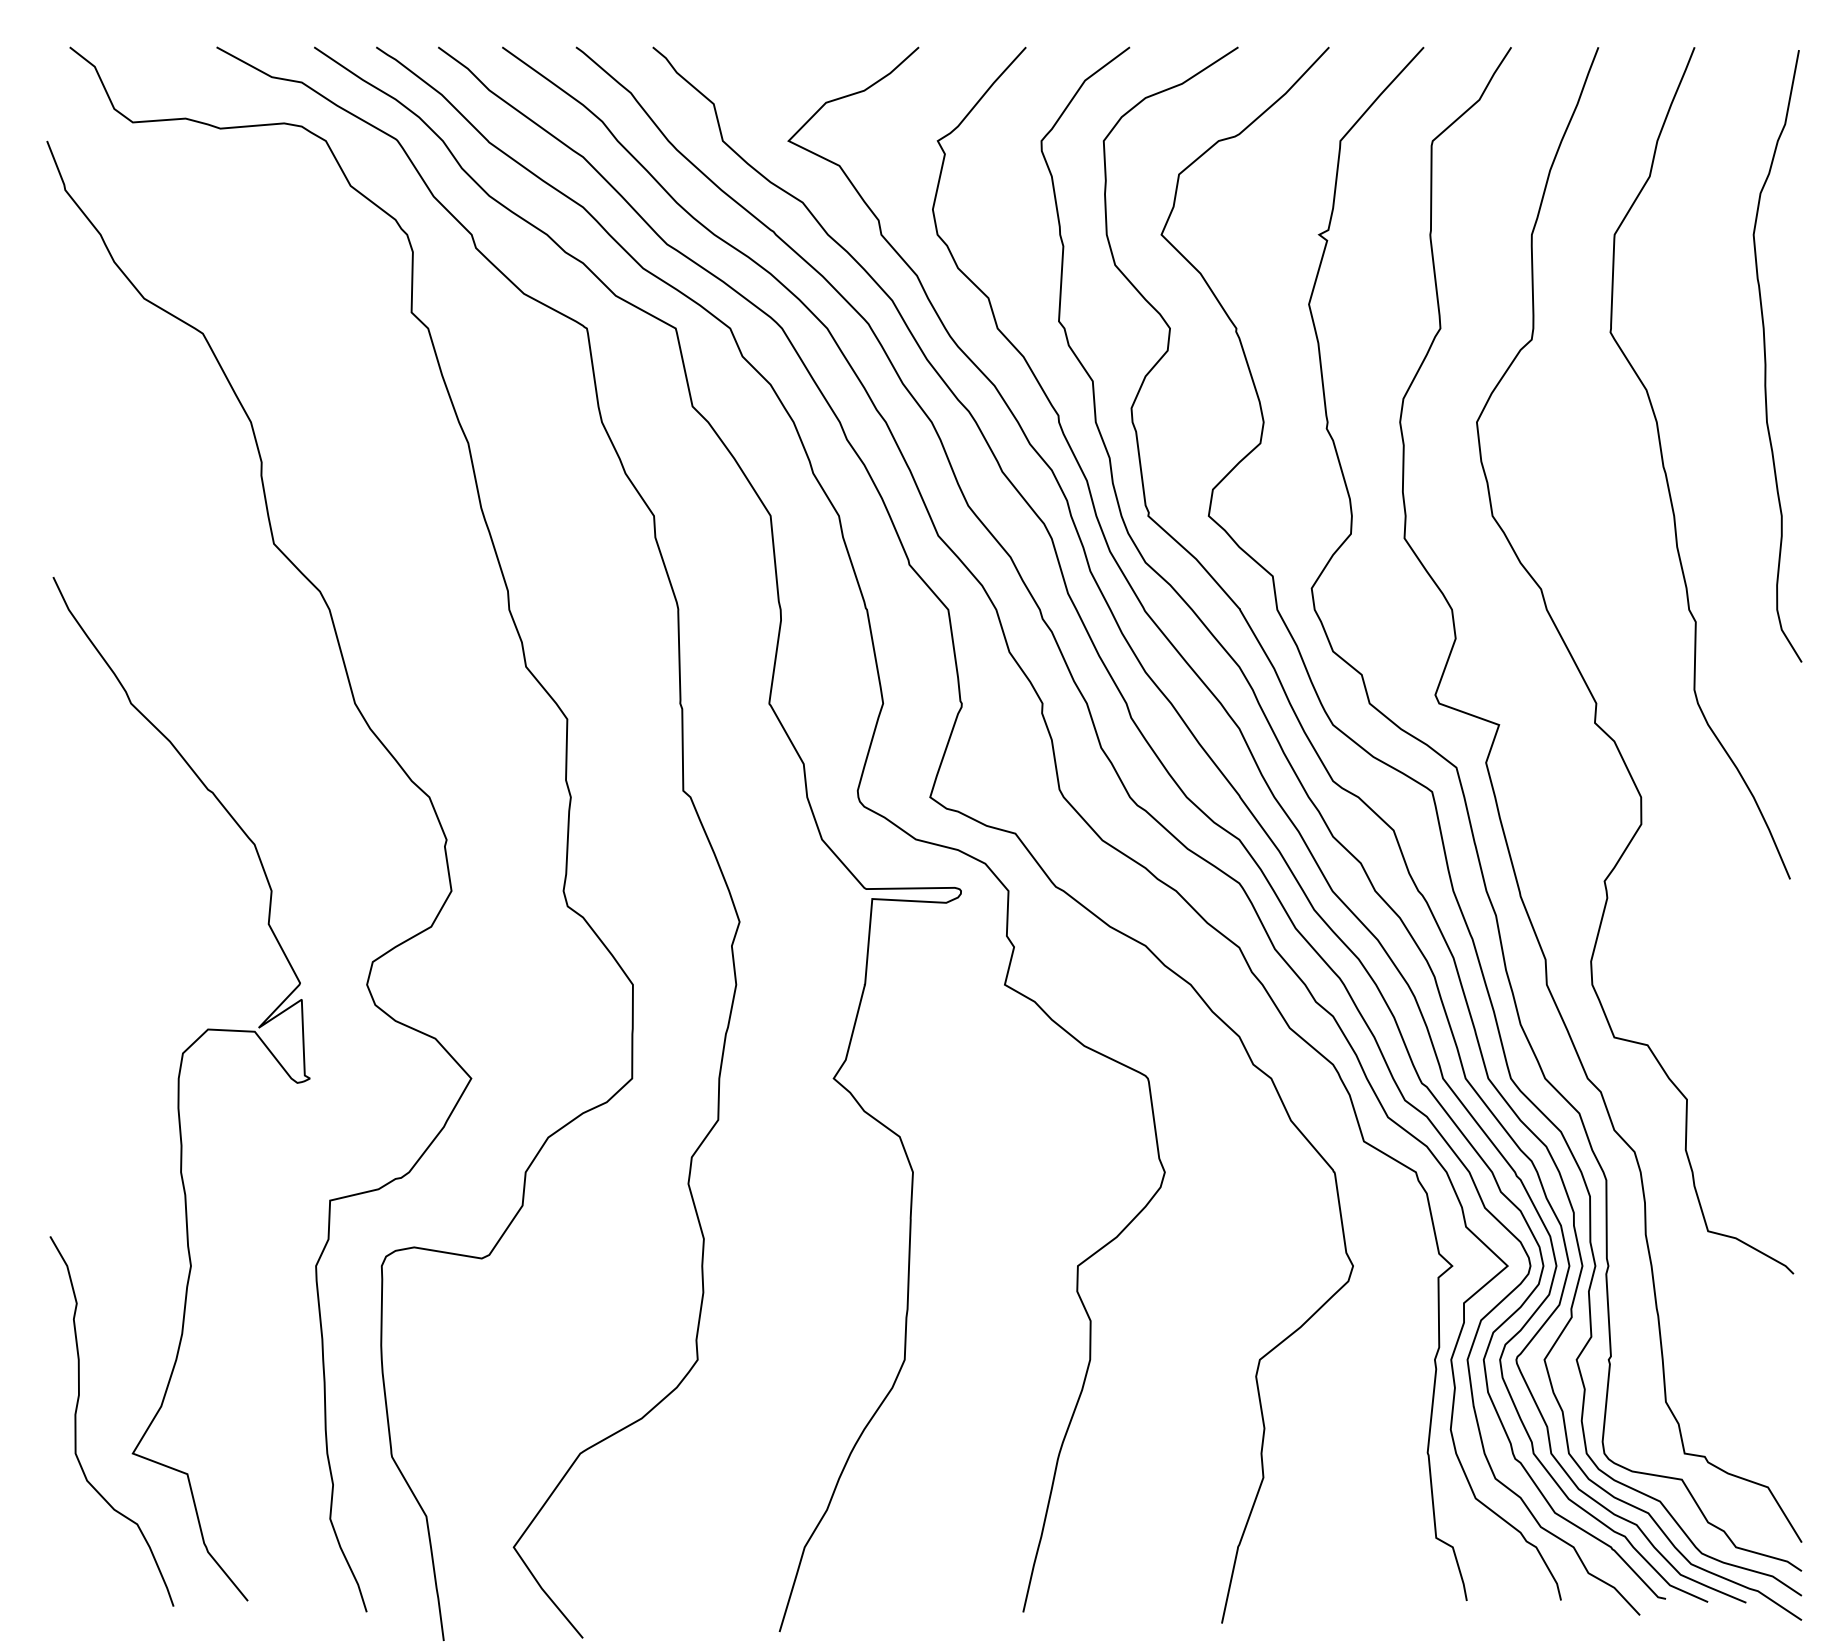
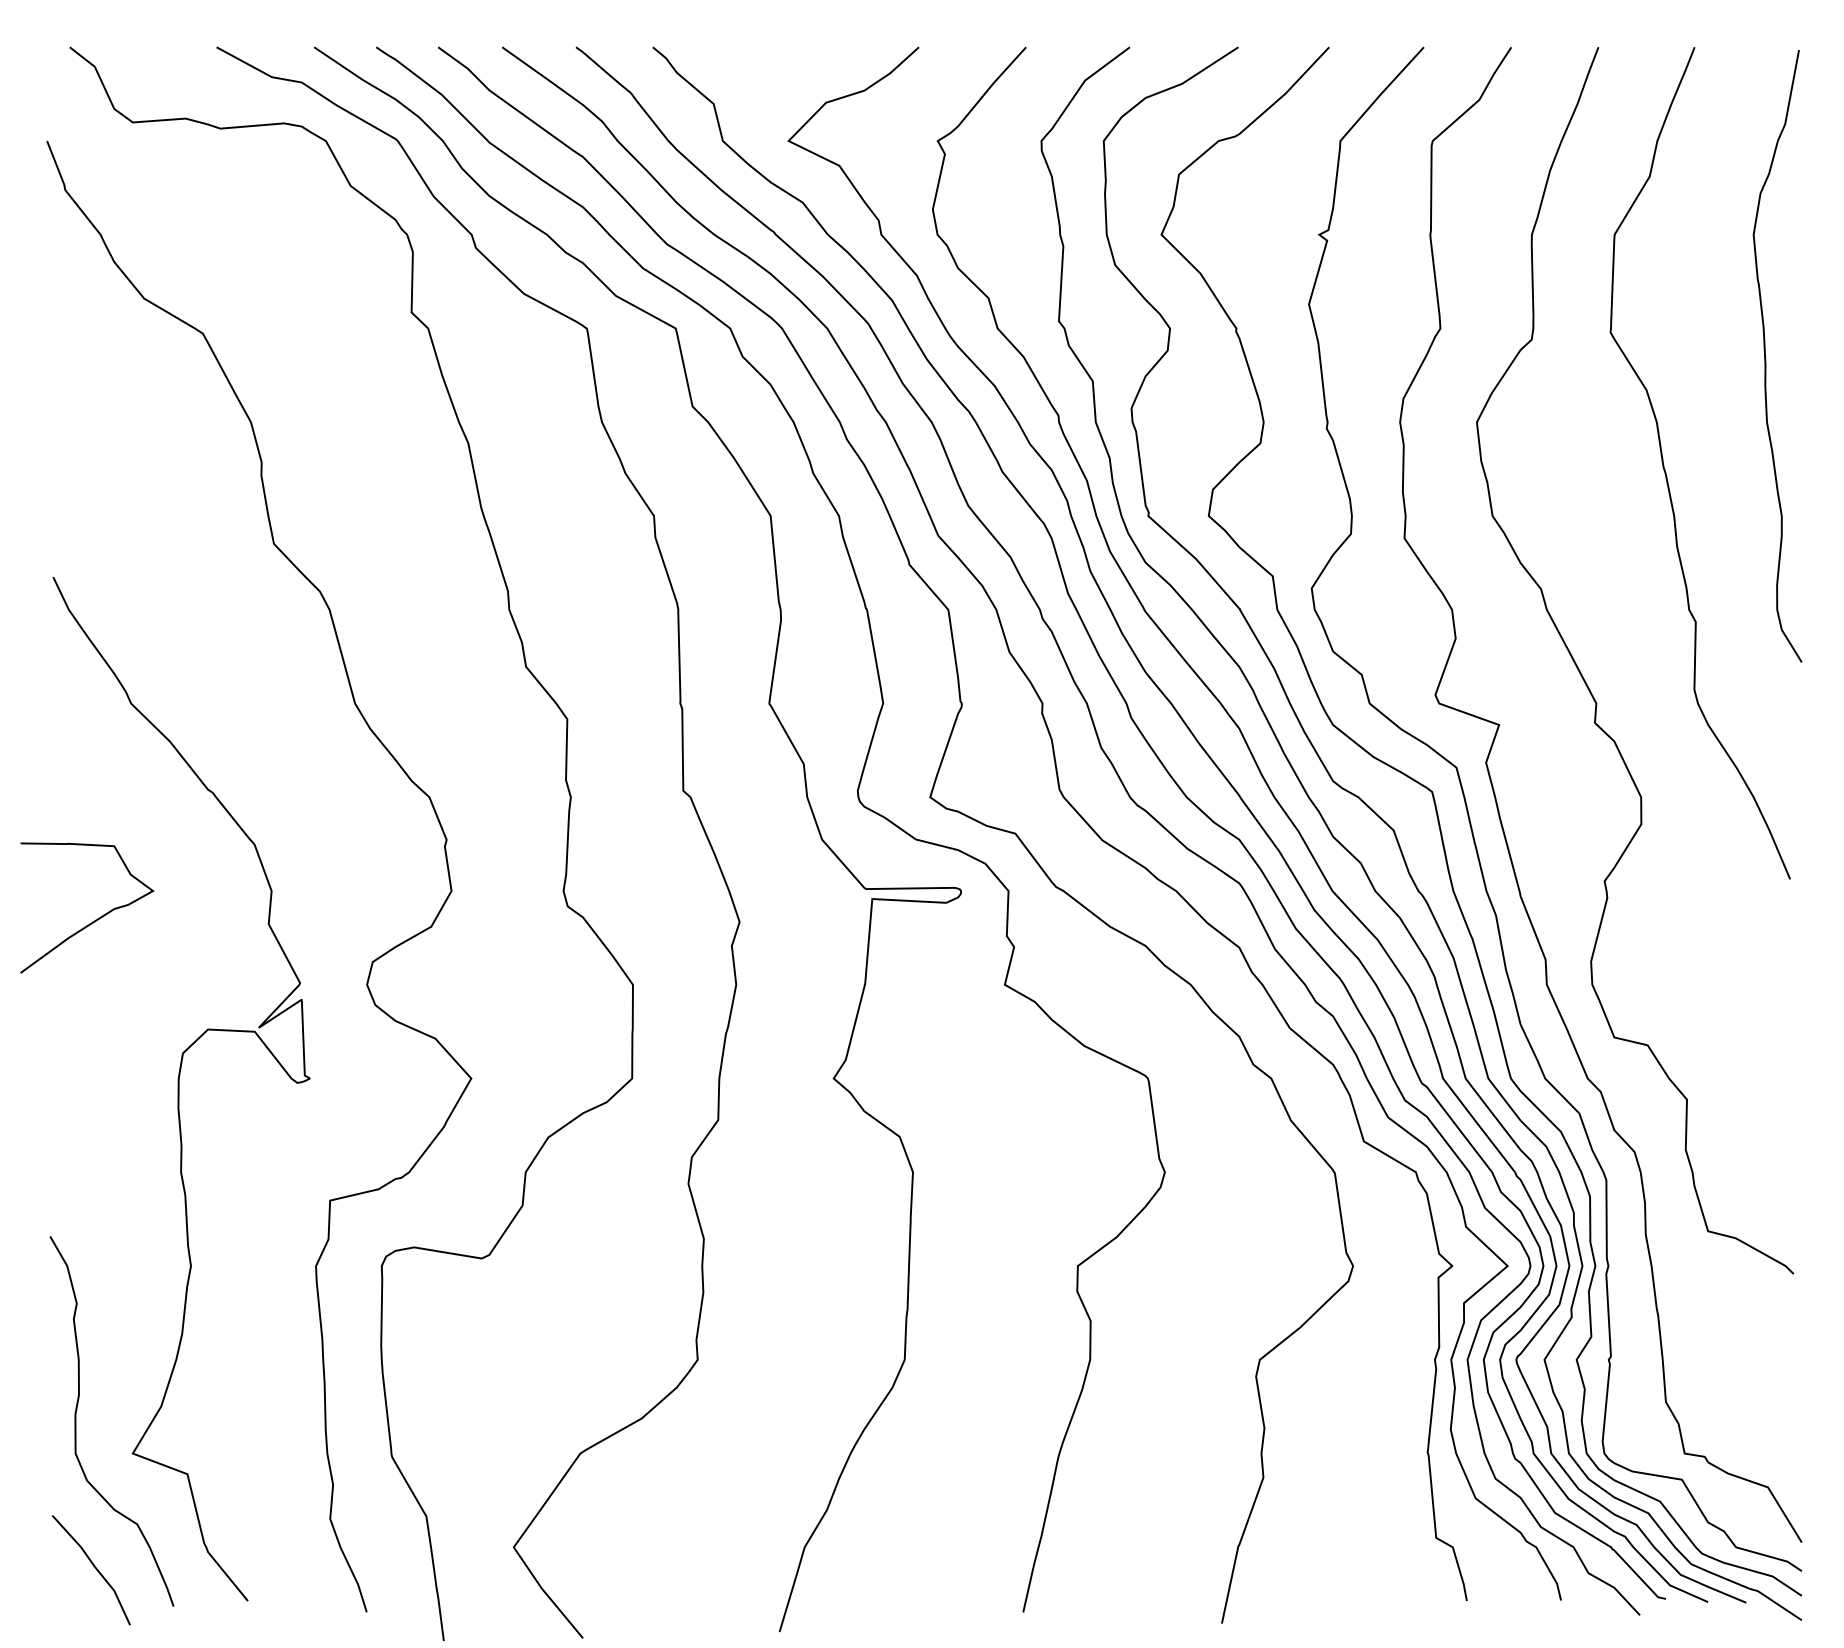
curve: none -> present (95, 919)
line: none -> present (94, 1568)
